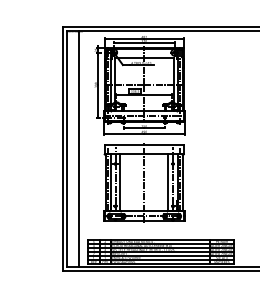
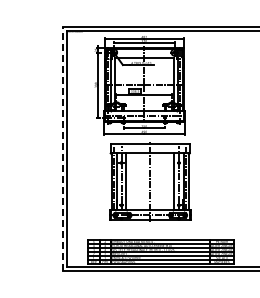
line: solid -> dashed (62, 148)
line: present -> none (79, 148)
part position: (144, 182) -> (150, 181) (150, 181)
